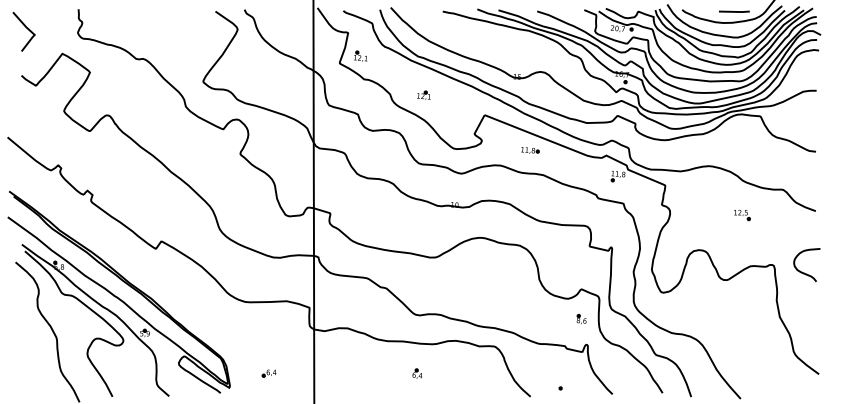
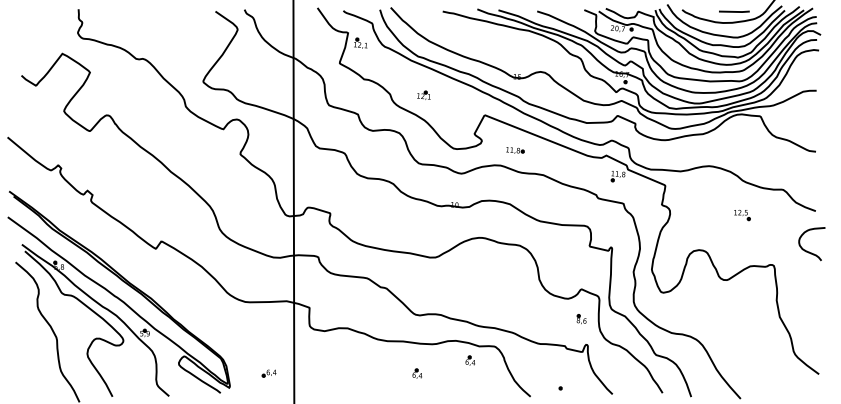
line: present -> none (26, 28)
part position: (360, 55) -> (360, 42) (360, 42)
part position: (530, 150) -> (515, 150) (515, 150)
line position: (313, 201) -> (293, 201) (293, 201)
curve position: (802, 271) -> (807, 250) (807, 250)
part: none -> present (469, 360)
